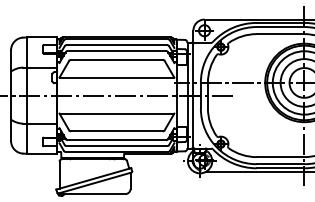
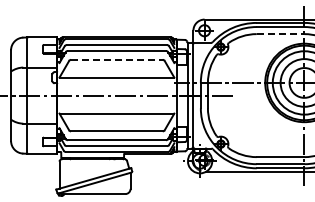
line: solid -> dashed (280, 34)
line: solid -> dashed (116, 59)
